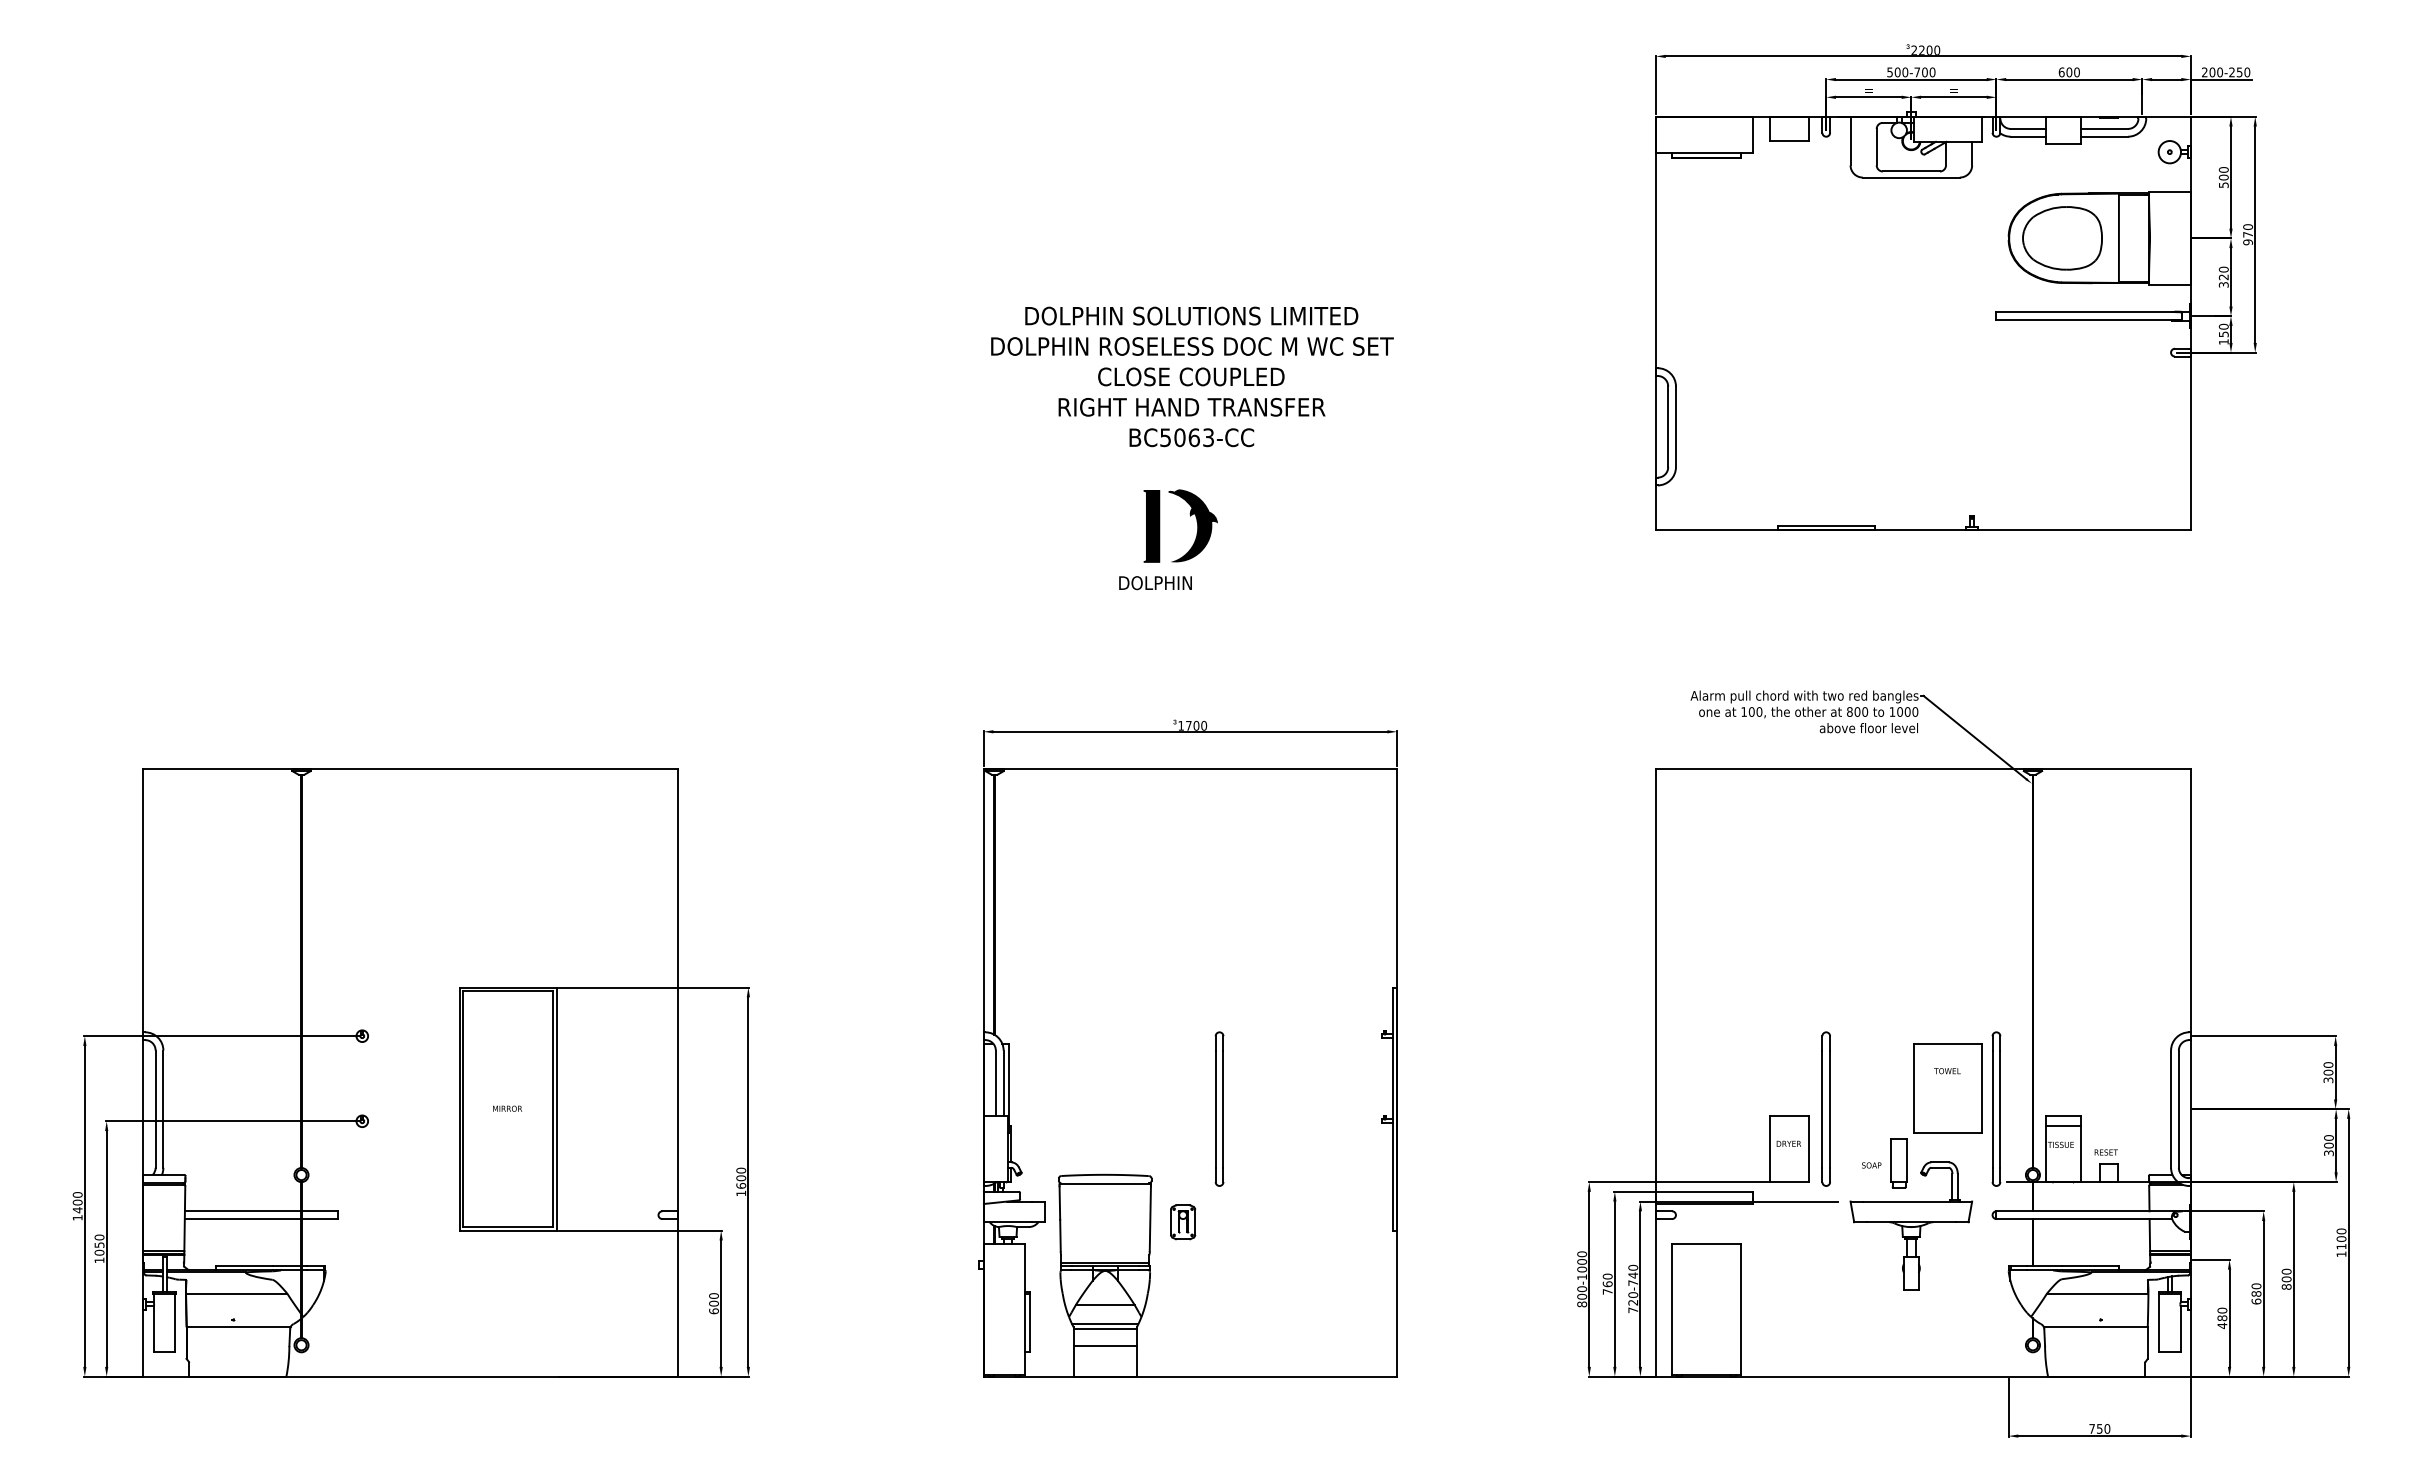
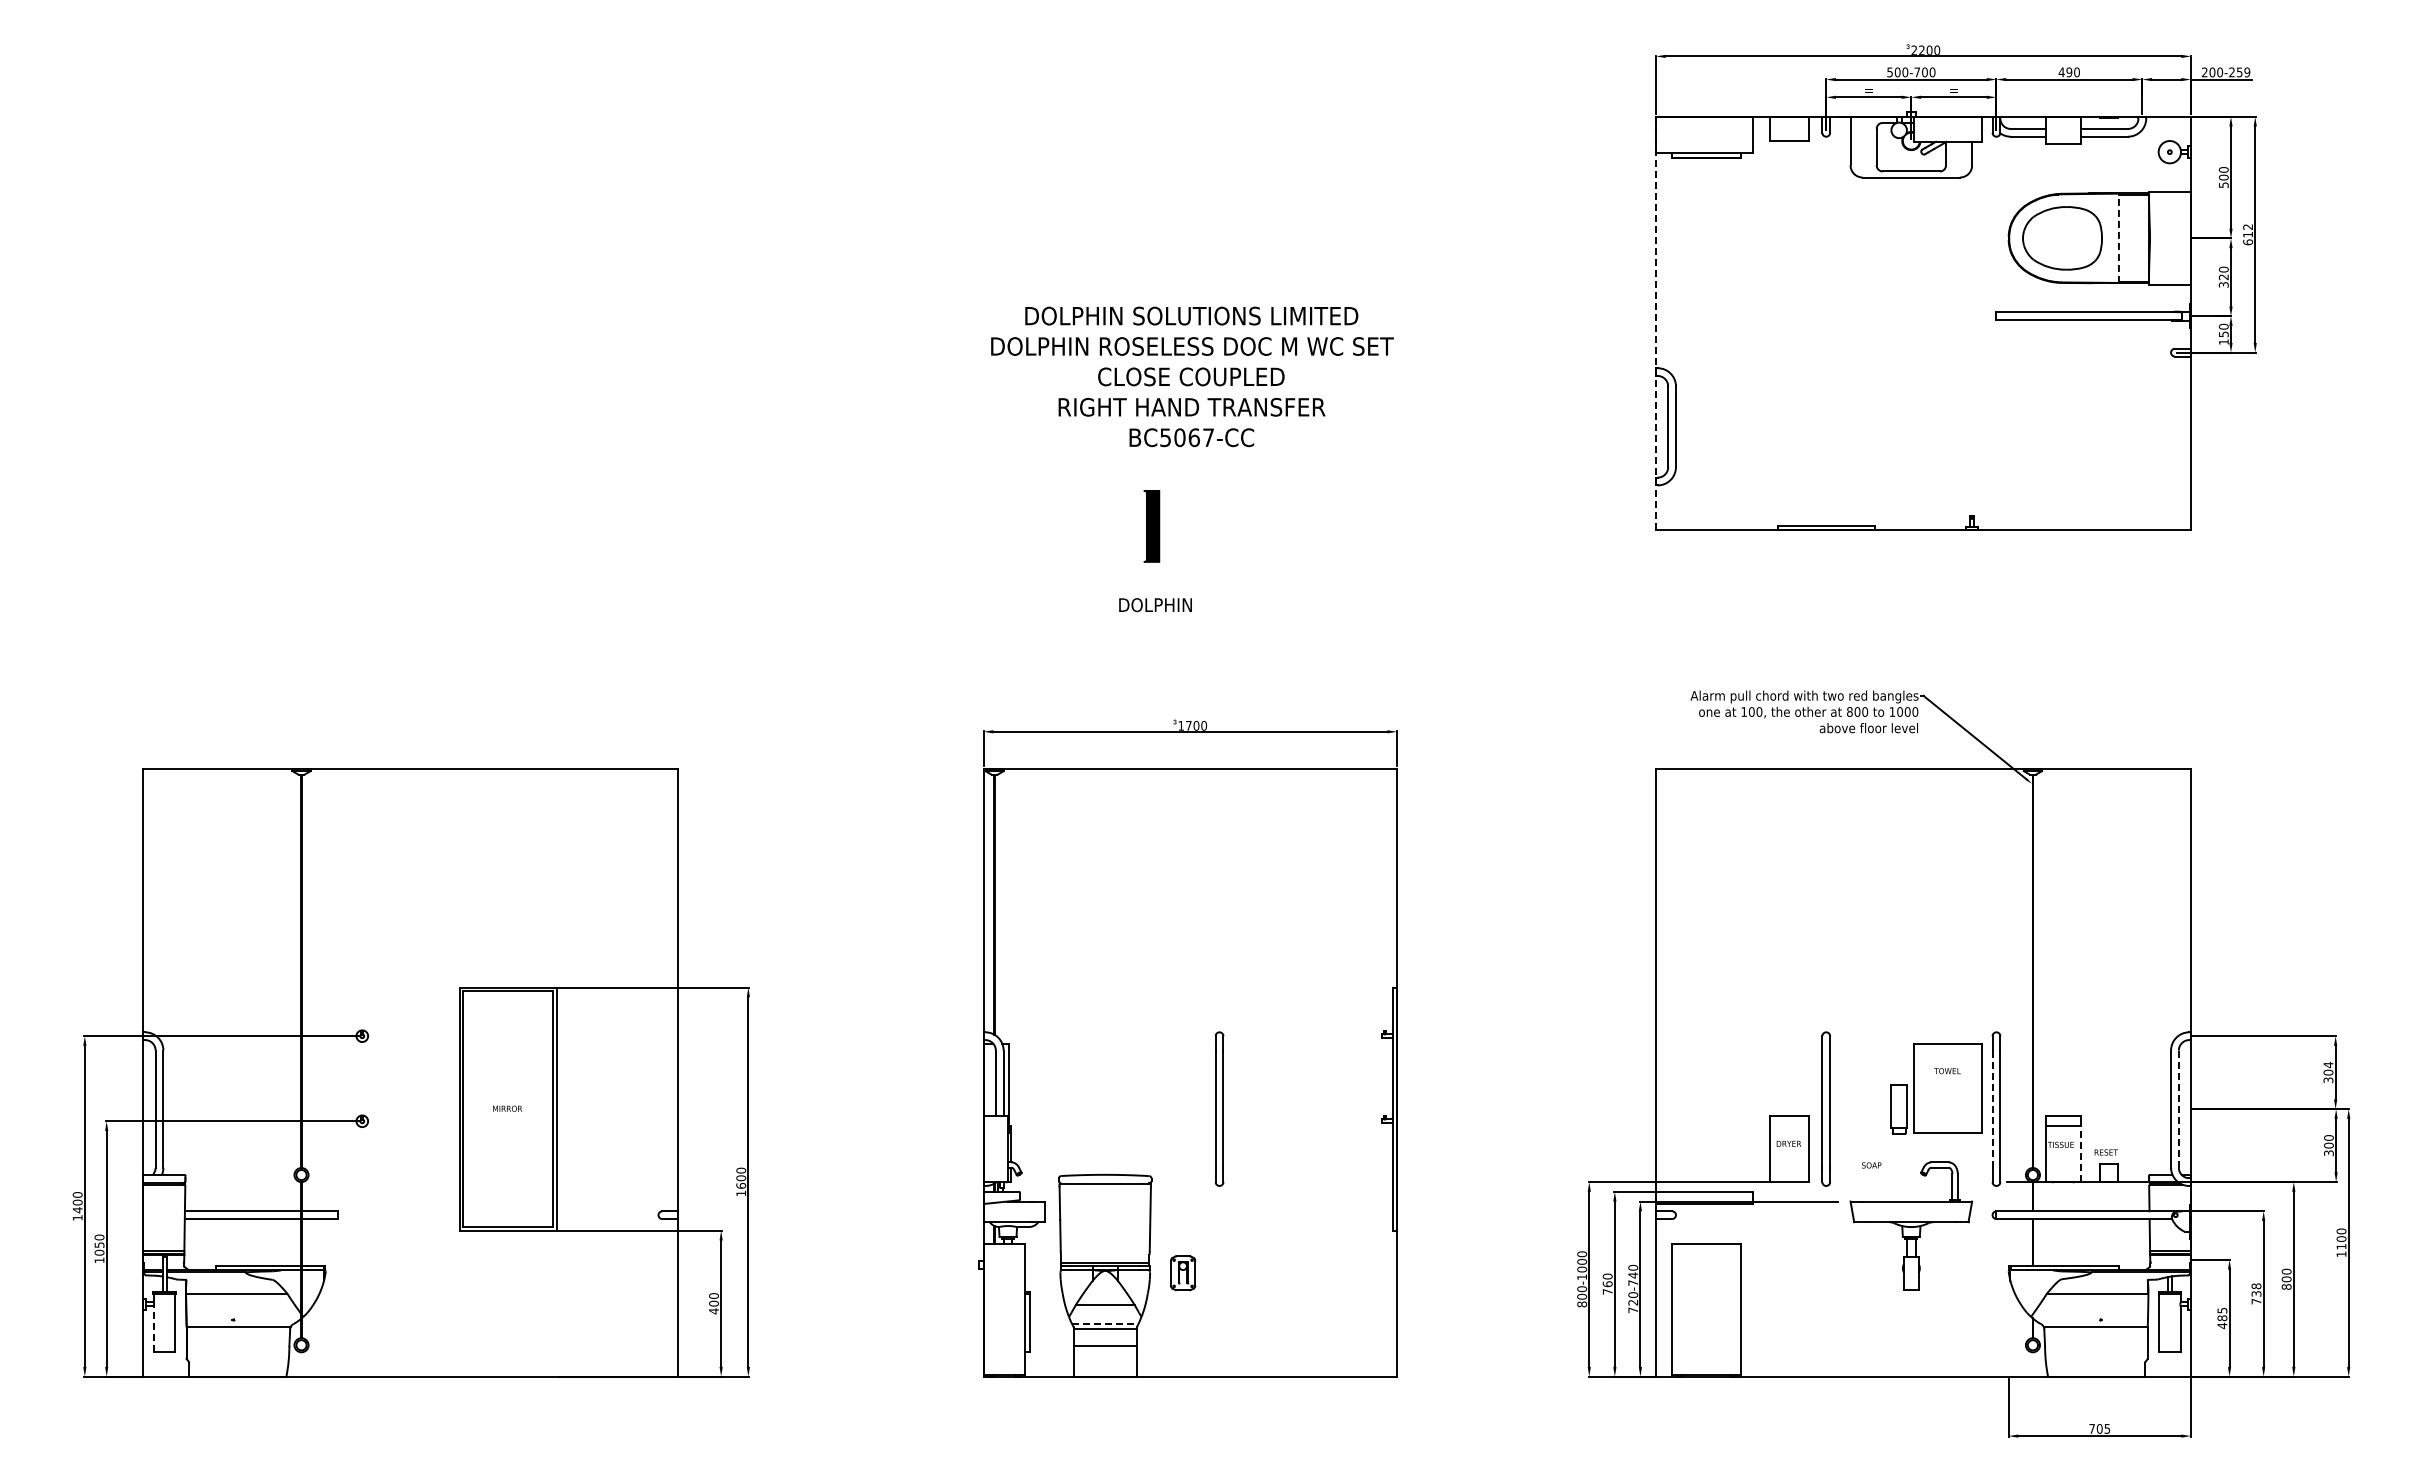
text: 600 -> 490 (2065, 72)
text: 200-250 -> 200-259 (2247, 72)
text: 970 -> 612 (2248, 234)
line: solid -> dashed (2118, 238)
line: solid -> dashed (1656, 323)
text: BC5063-CC -> BC5067-CC (1208, 437)
fill: present -> none (1192, 525)
text position: (1155, 583) -> (1155, 605) (1155, 605)
text: 300 -> 304 (2328, 1064)
line: solid -> dashed (1992, 1109)
line: solid -> dashed (2178, 1109)
line: solid -> dashed (2081, 1154)
part position: (1898, 1163) -> (1898, 1109) (1898, 1109)
part position: (1183, 1222) -> (1183, 1273) (1183, 1273)
text: 680 -> 738 (2256, 1293)
text: 480 -> 485 (2222, 1310)
text: 600 -> 400 (713, 1311)
line: solid -> dashed (1105, 1324)
line: solid -> dashed (153, 1329)
text: 750 -> 705 (2103, 1428)
